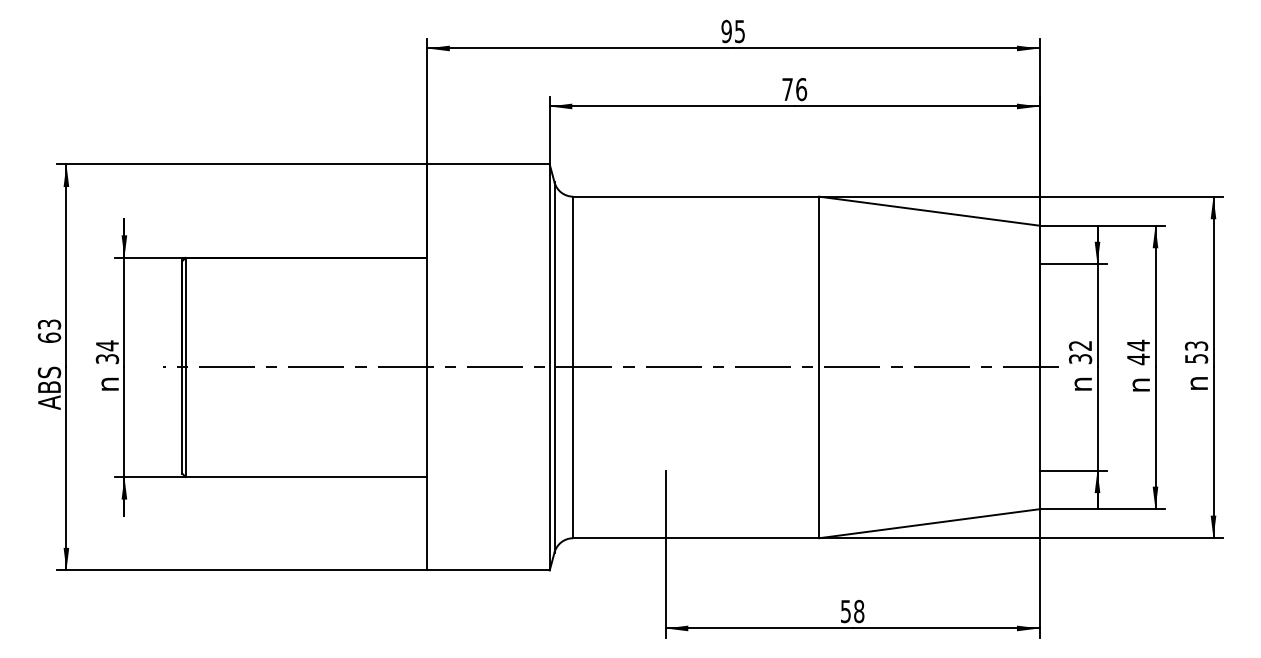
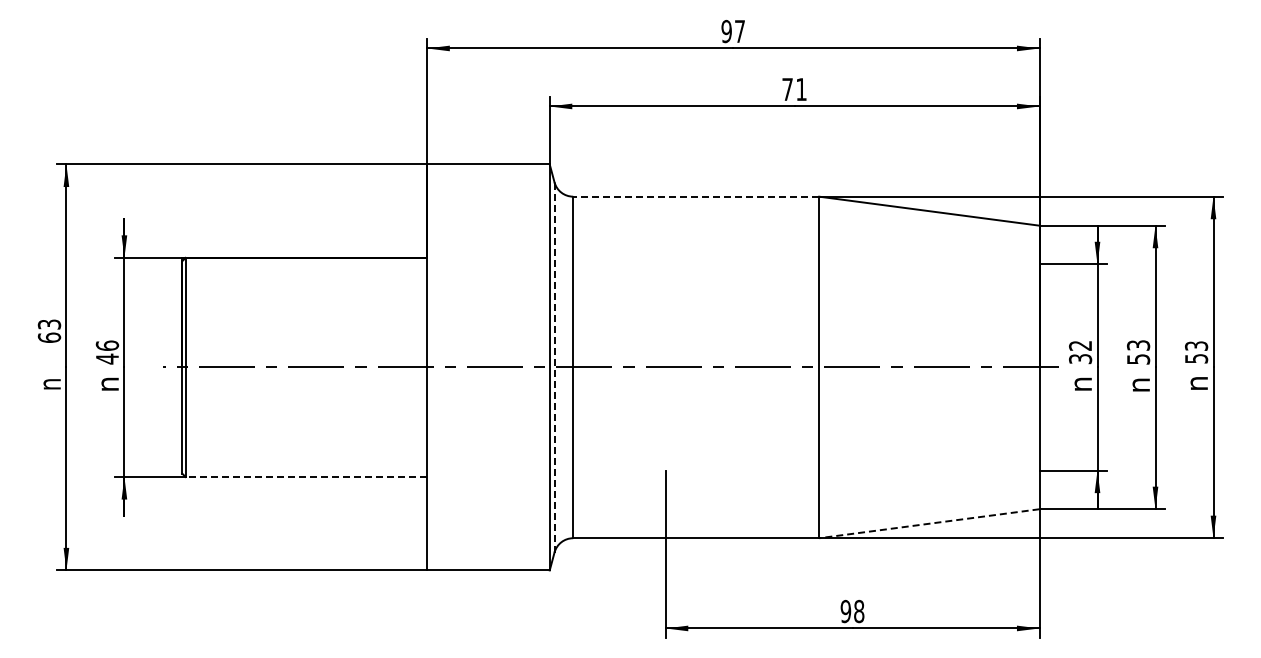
text: 95 -> 97 (739, 31)
text: 76 -> 71 (801, 89)
line: solid -> dashed (695, 196)
text: 34 -> 46 (107, 352)
text: 44 -> 53 (1138, 352)
line: solid -> dashed (554, 366)
text: ABS -> n (49, 387)
line: solid -> dashed (306, 477)
line: solid -> dashed (928, 523)
text: 58 -> 98 (845, 610)
